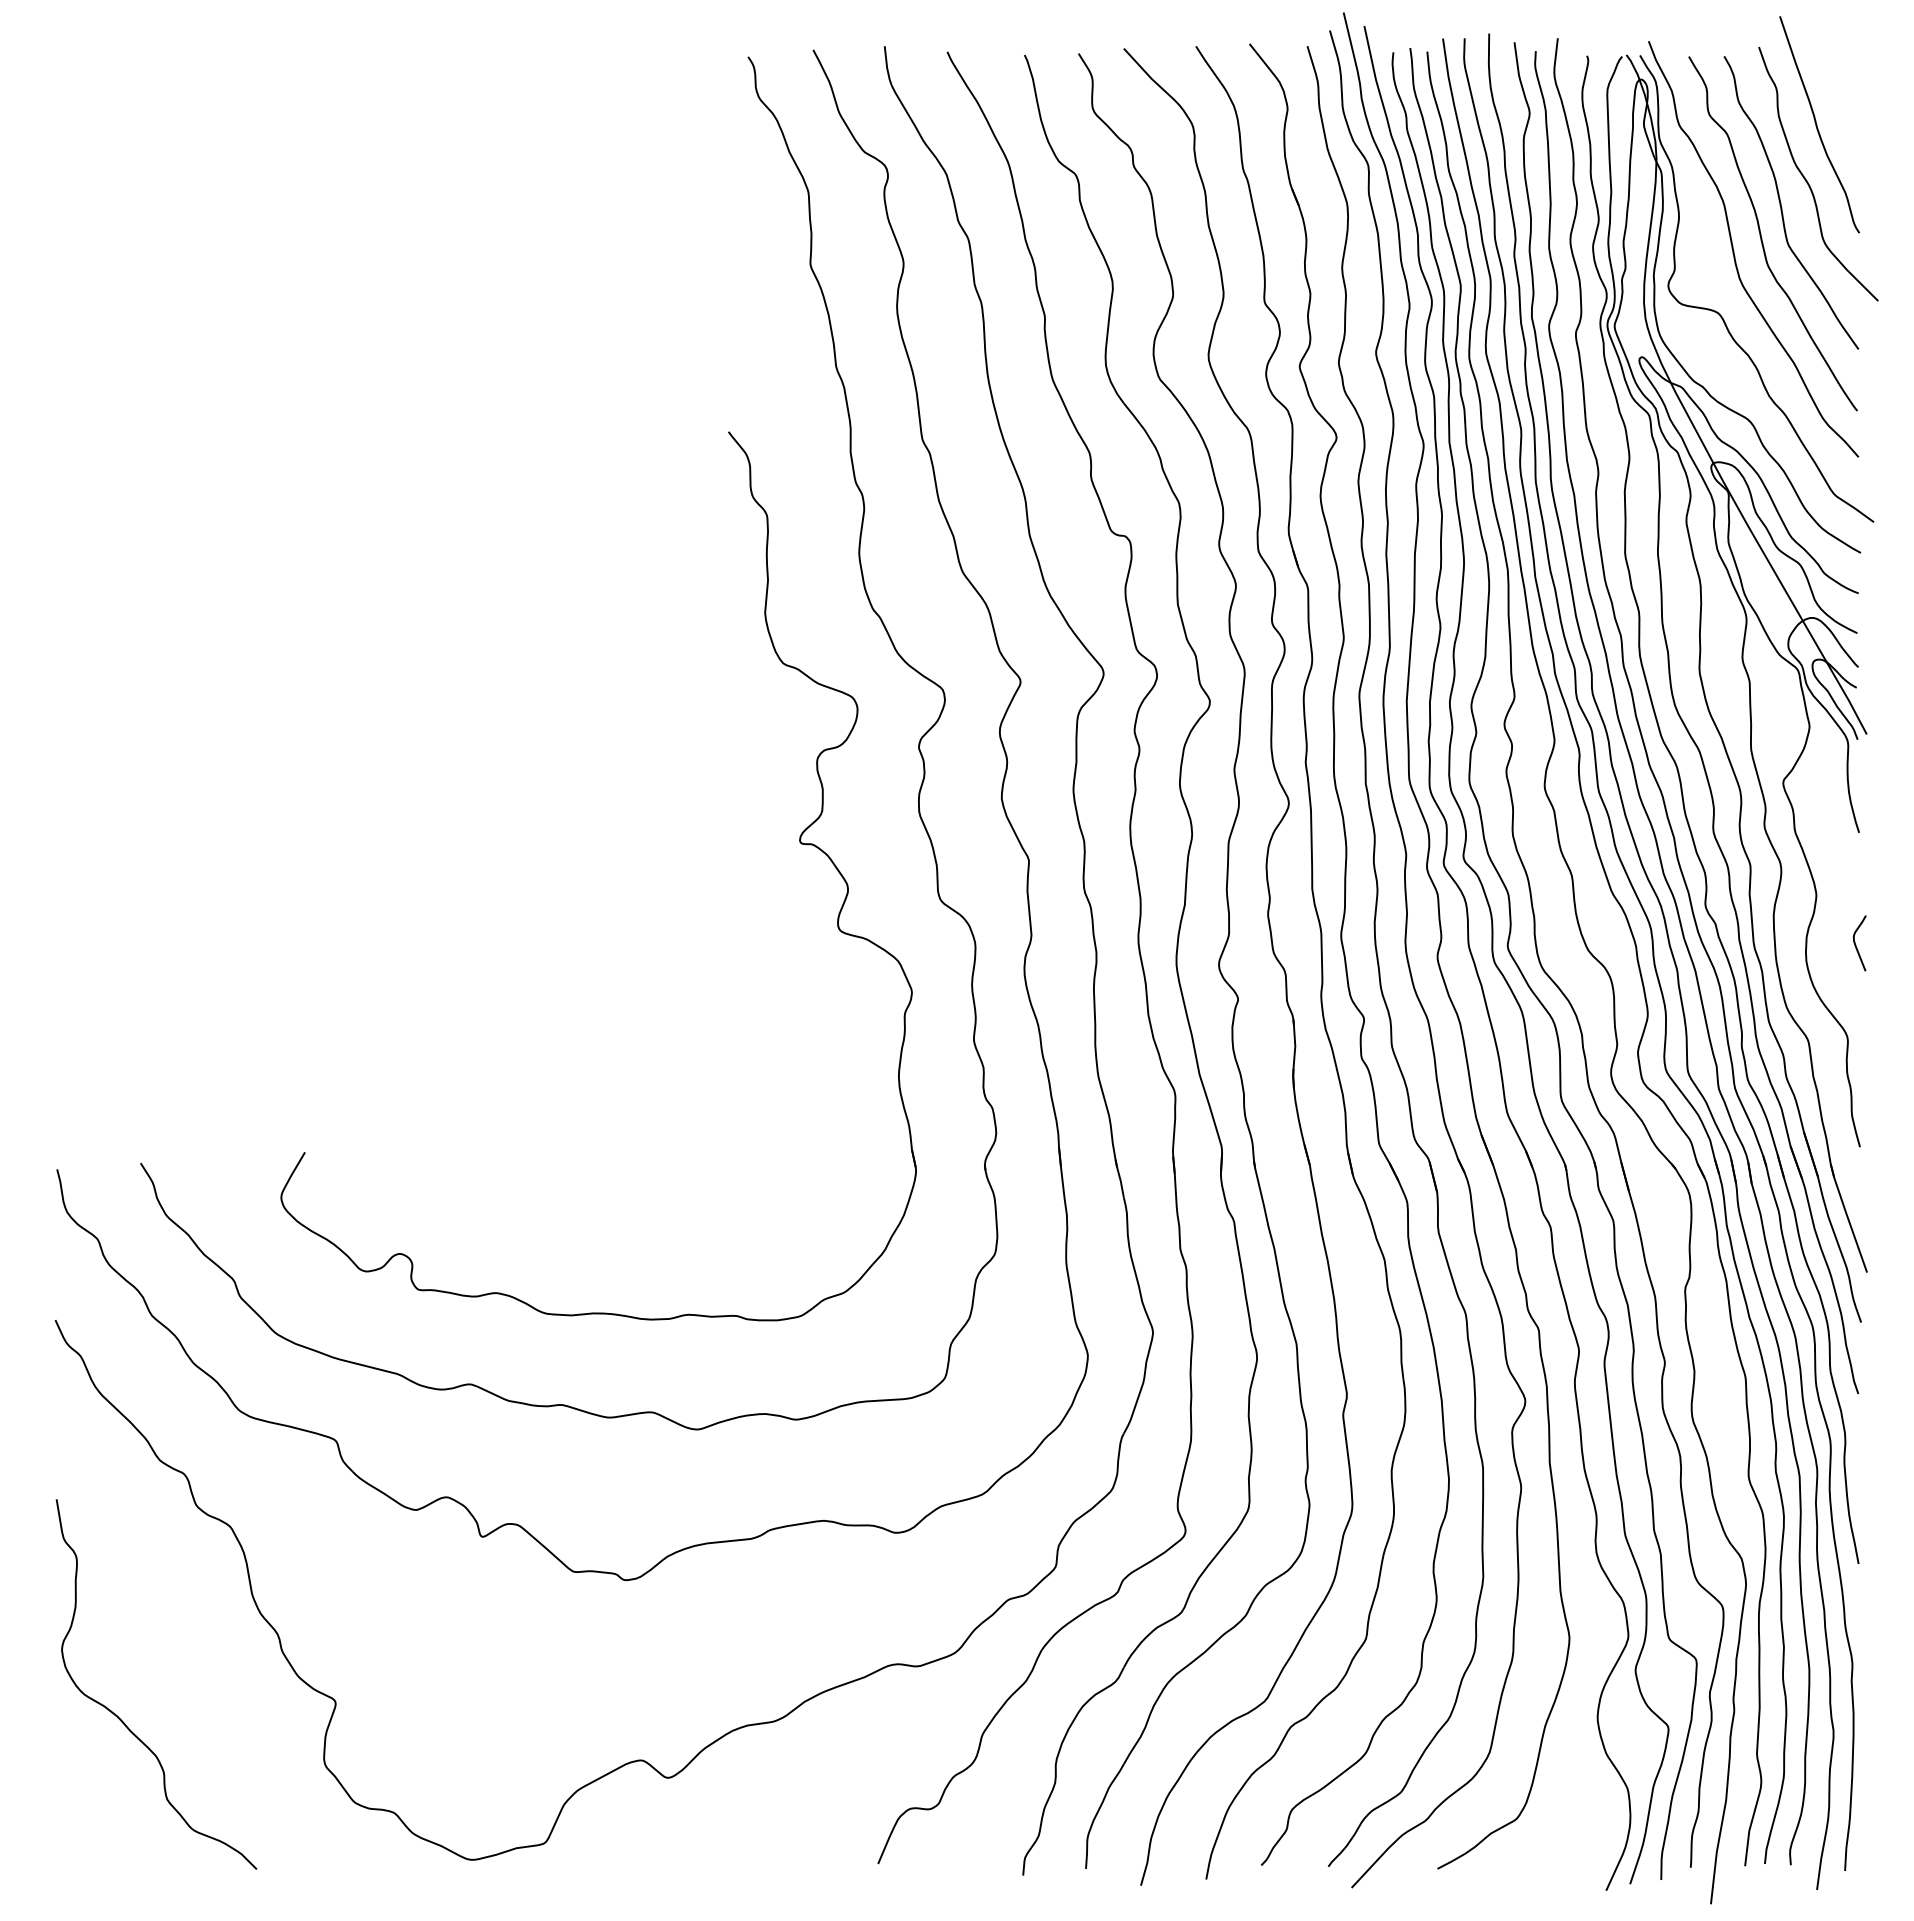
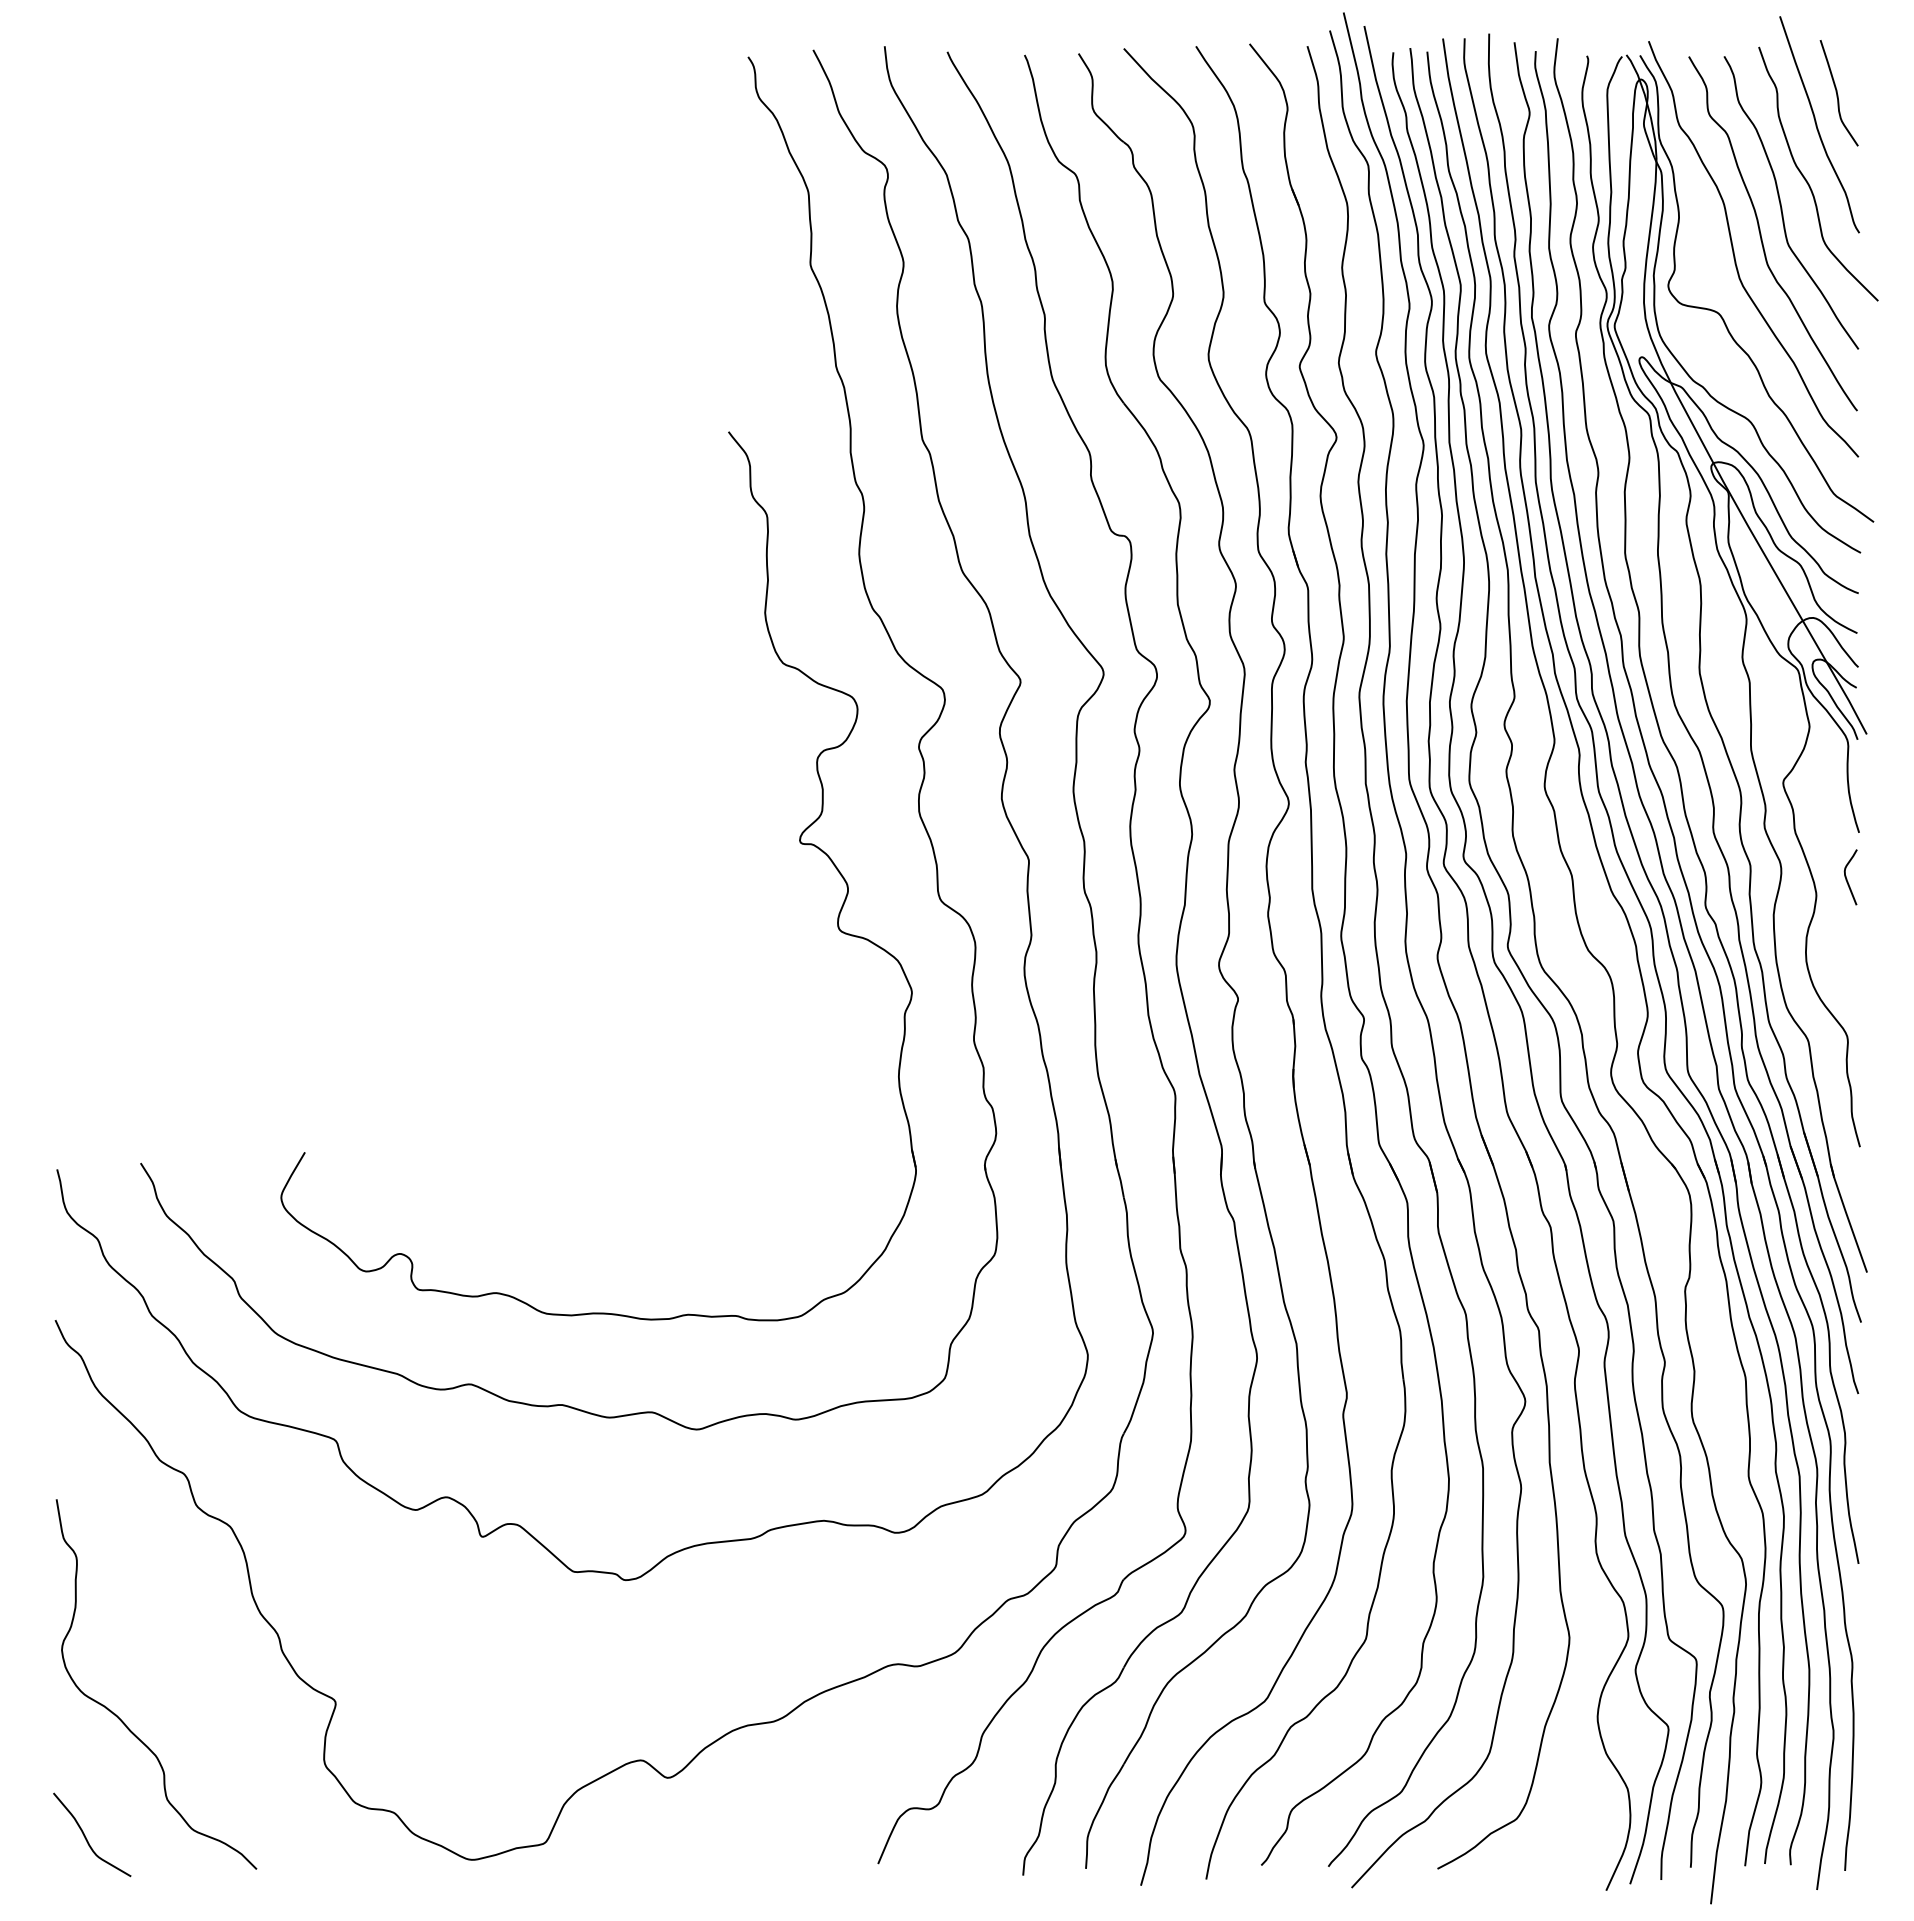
curve: none -> present (1837, 93)
curve position: (1856, 944) -> (1847, 878) (1847, 878)
curve: none -> present (86, 1837)
